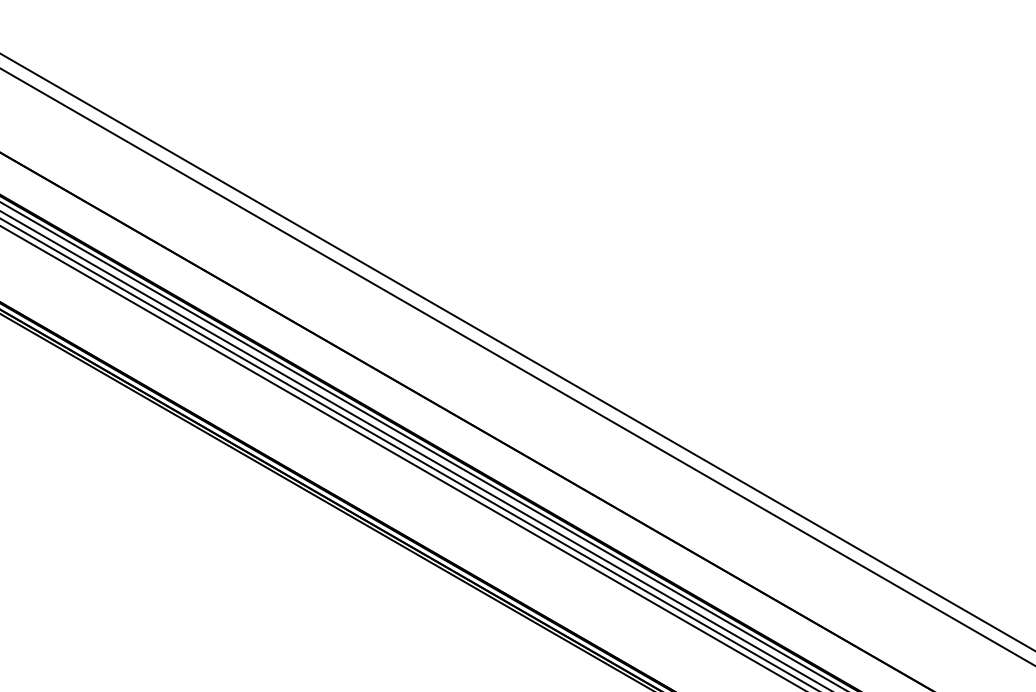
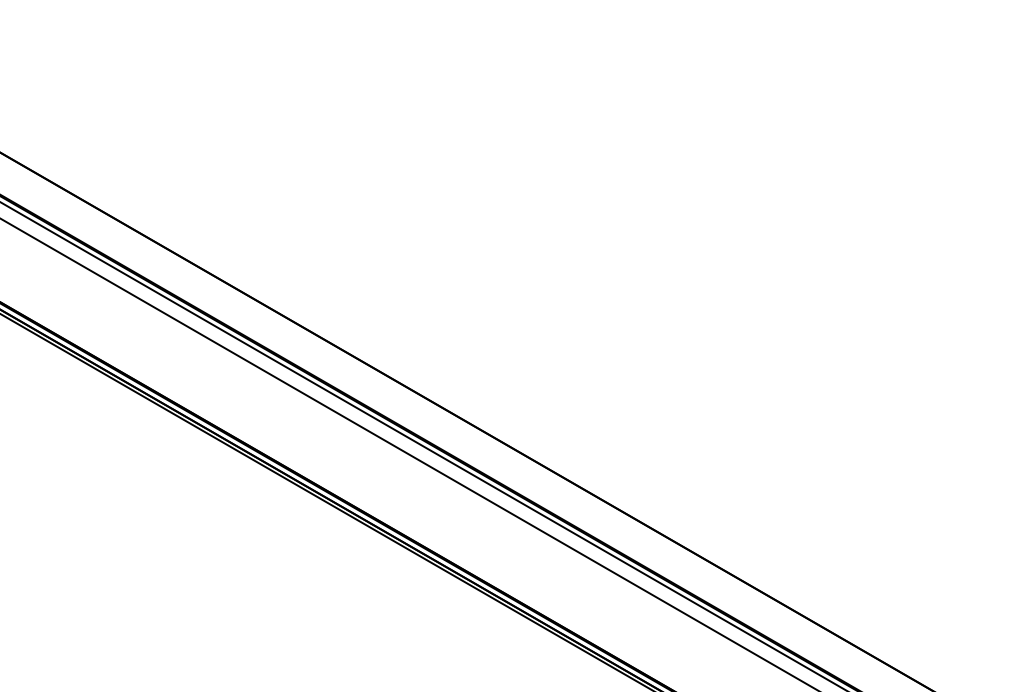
line: present -> none (517, 351)
line: present -> none (517, 366)
line: present -> none (414, 450)
line: present -> none (402, 457)
